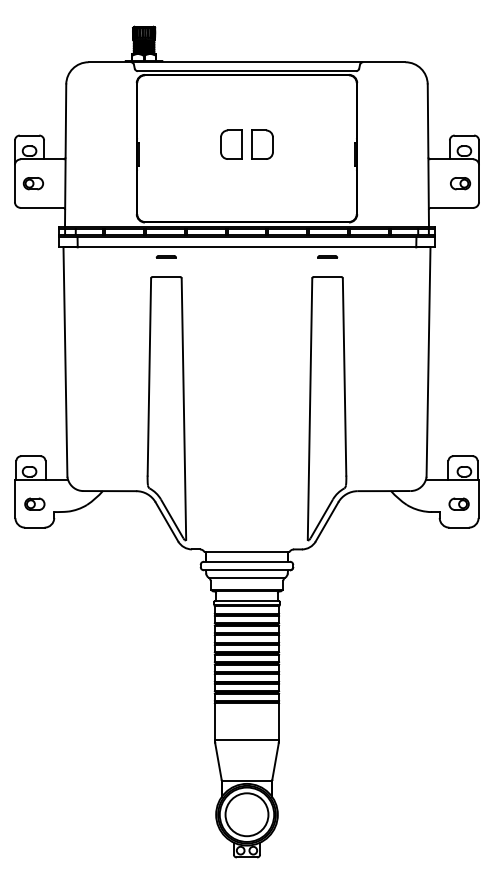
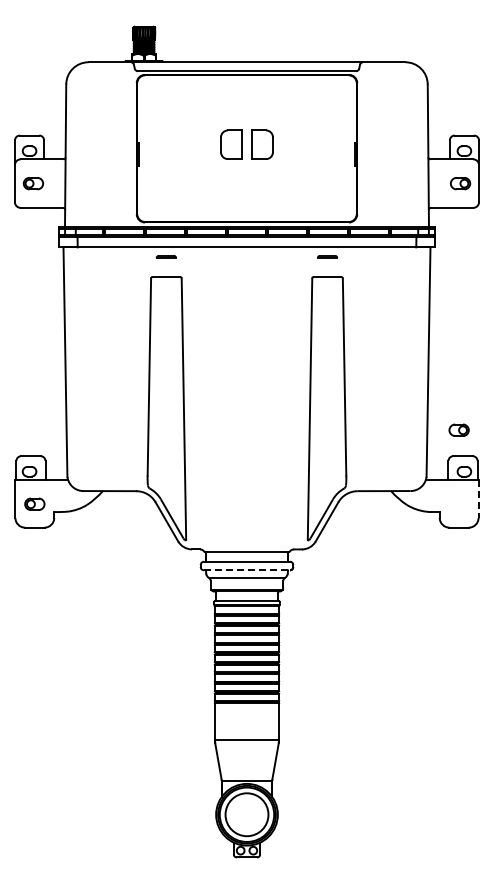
line: solid -> dashed (478, 498)
part position: (458, 503) -> (458, 429) (458, 429)
line: solid -> dashed (247, 570)
